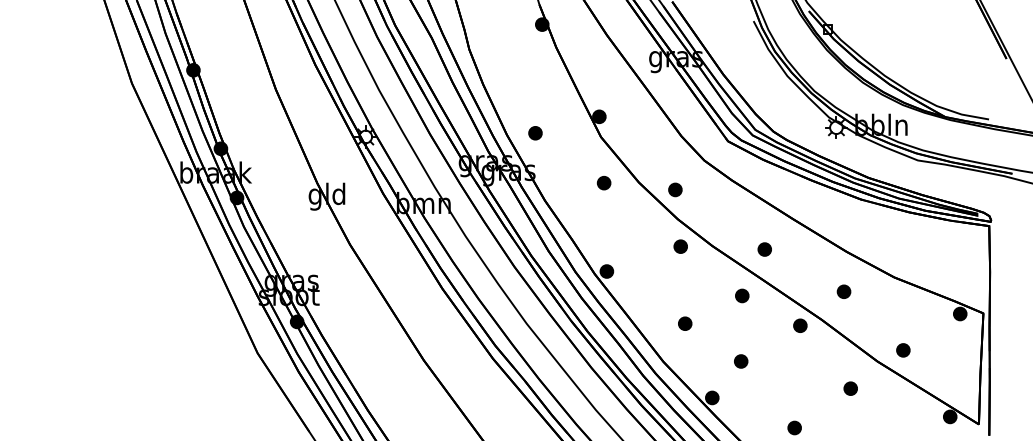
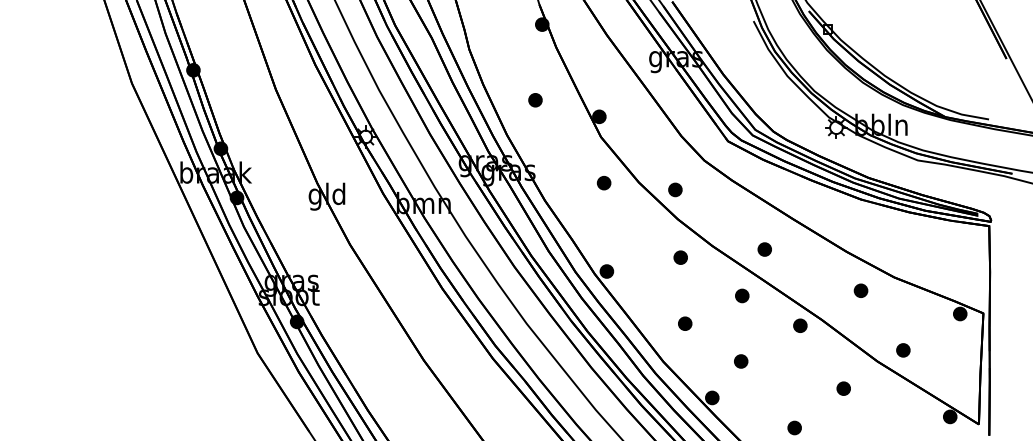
part position: (535, 133) -> (535, 100) (535, 100)
part position: (680, 246) -> (680, 257) (680, 257)
part position: (843, 291) -> (860, 290) (860, 290)
part position: (850, 388) -> (843, 388) (843, 388)
